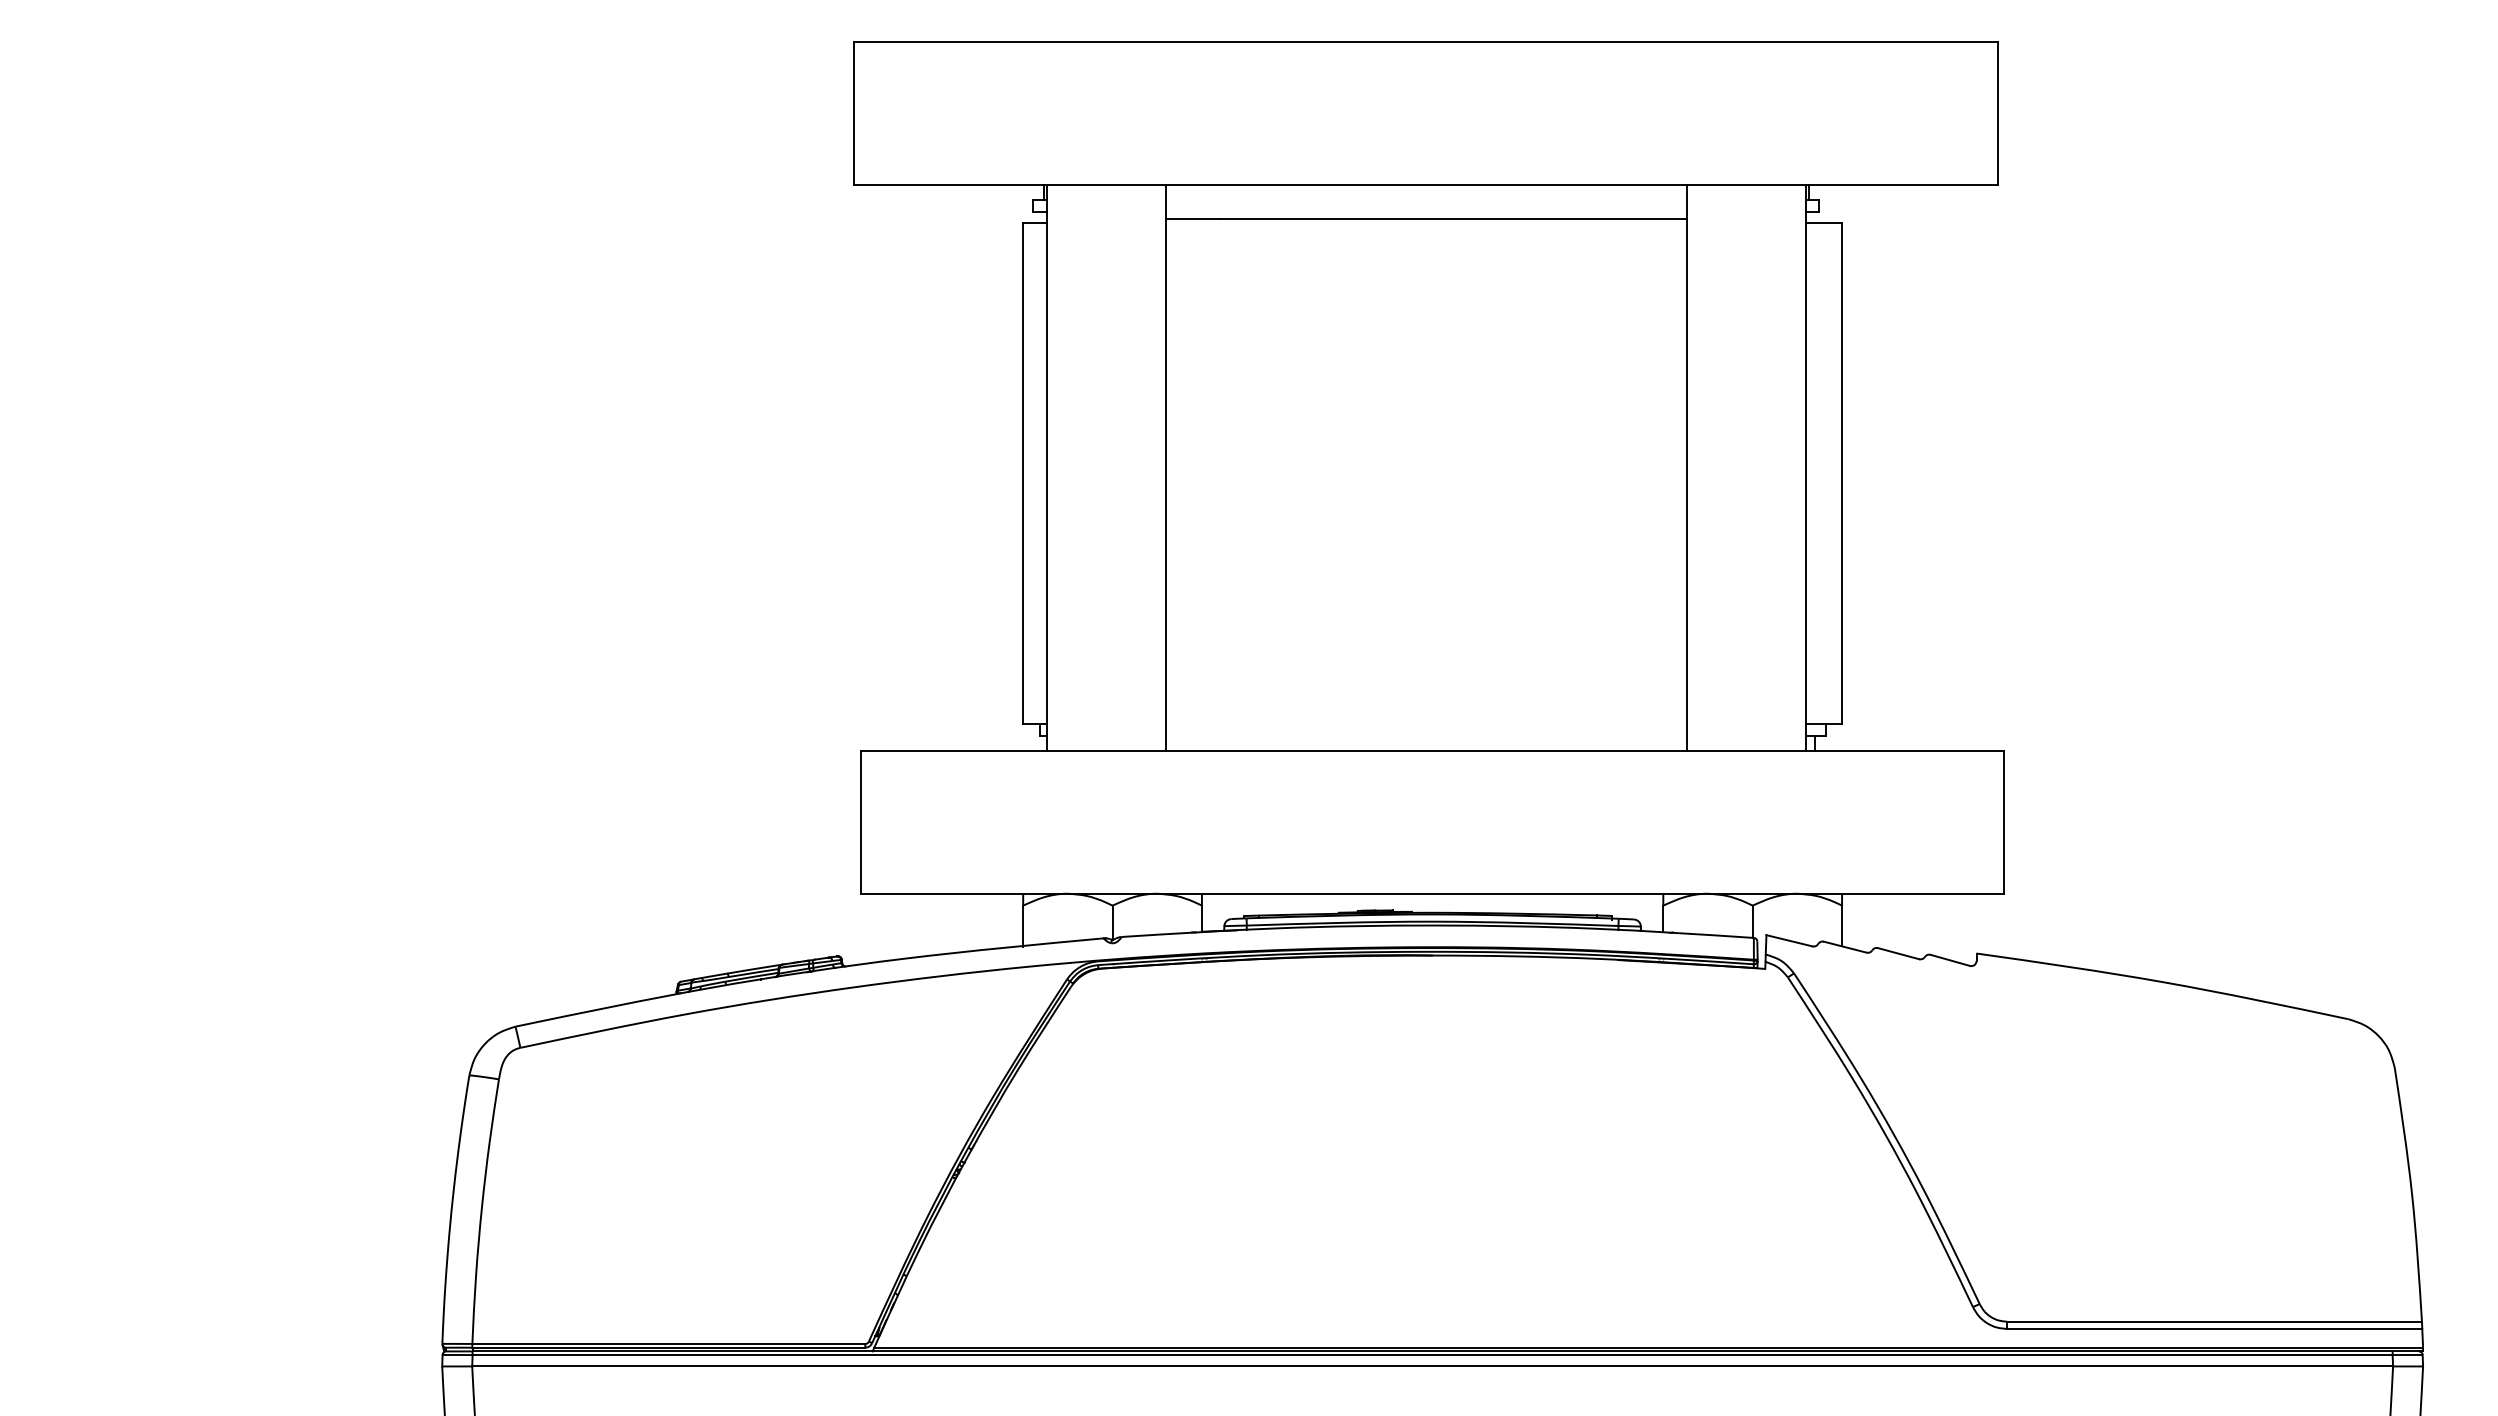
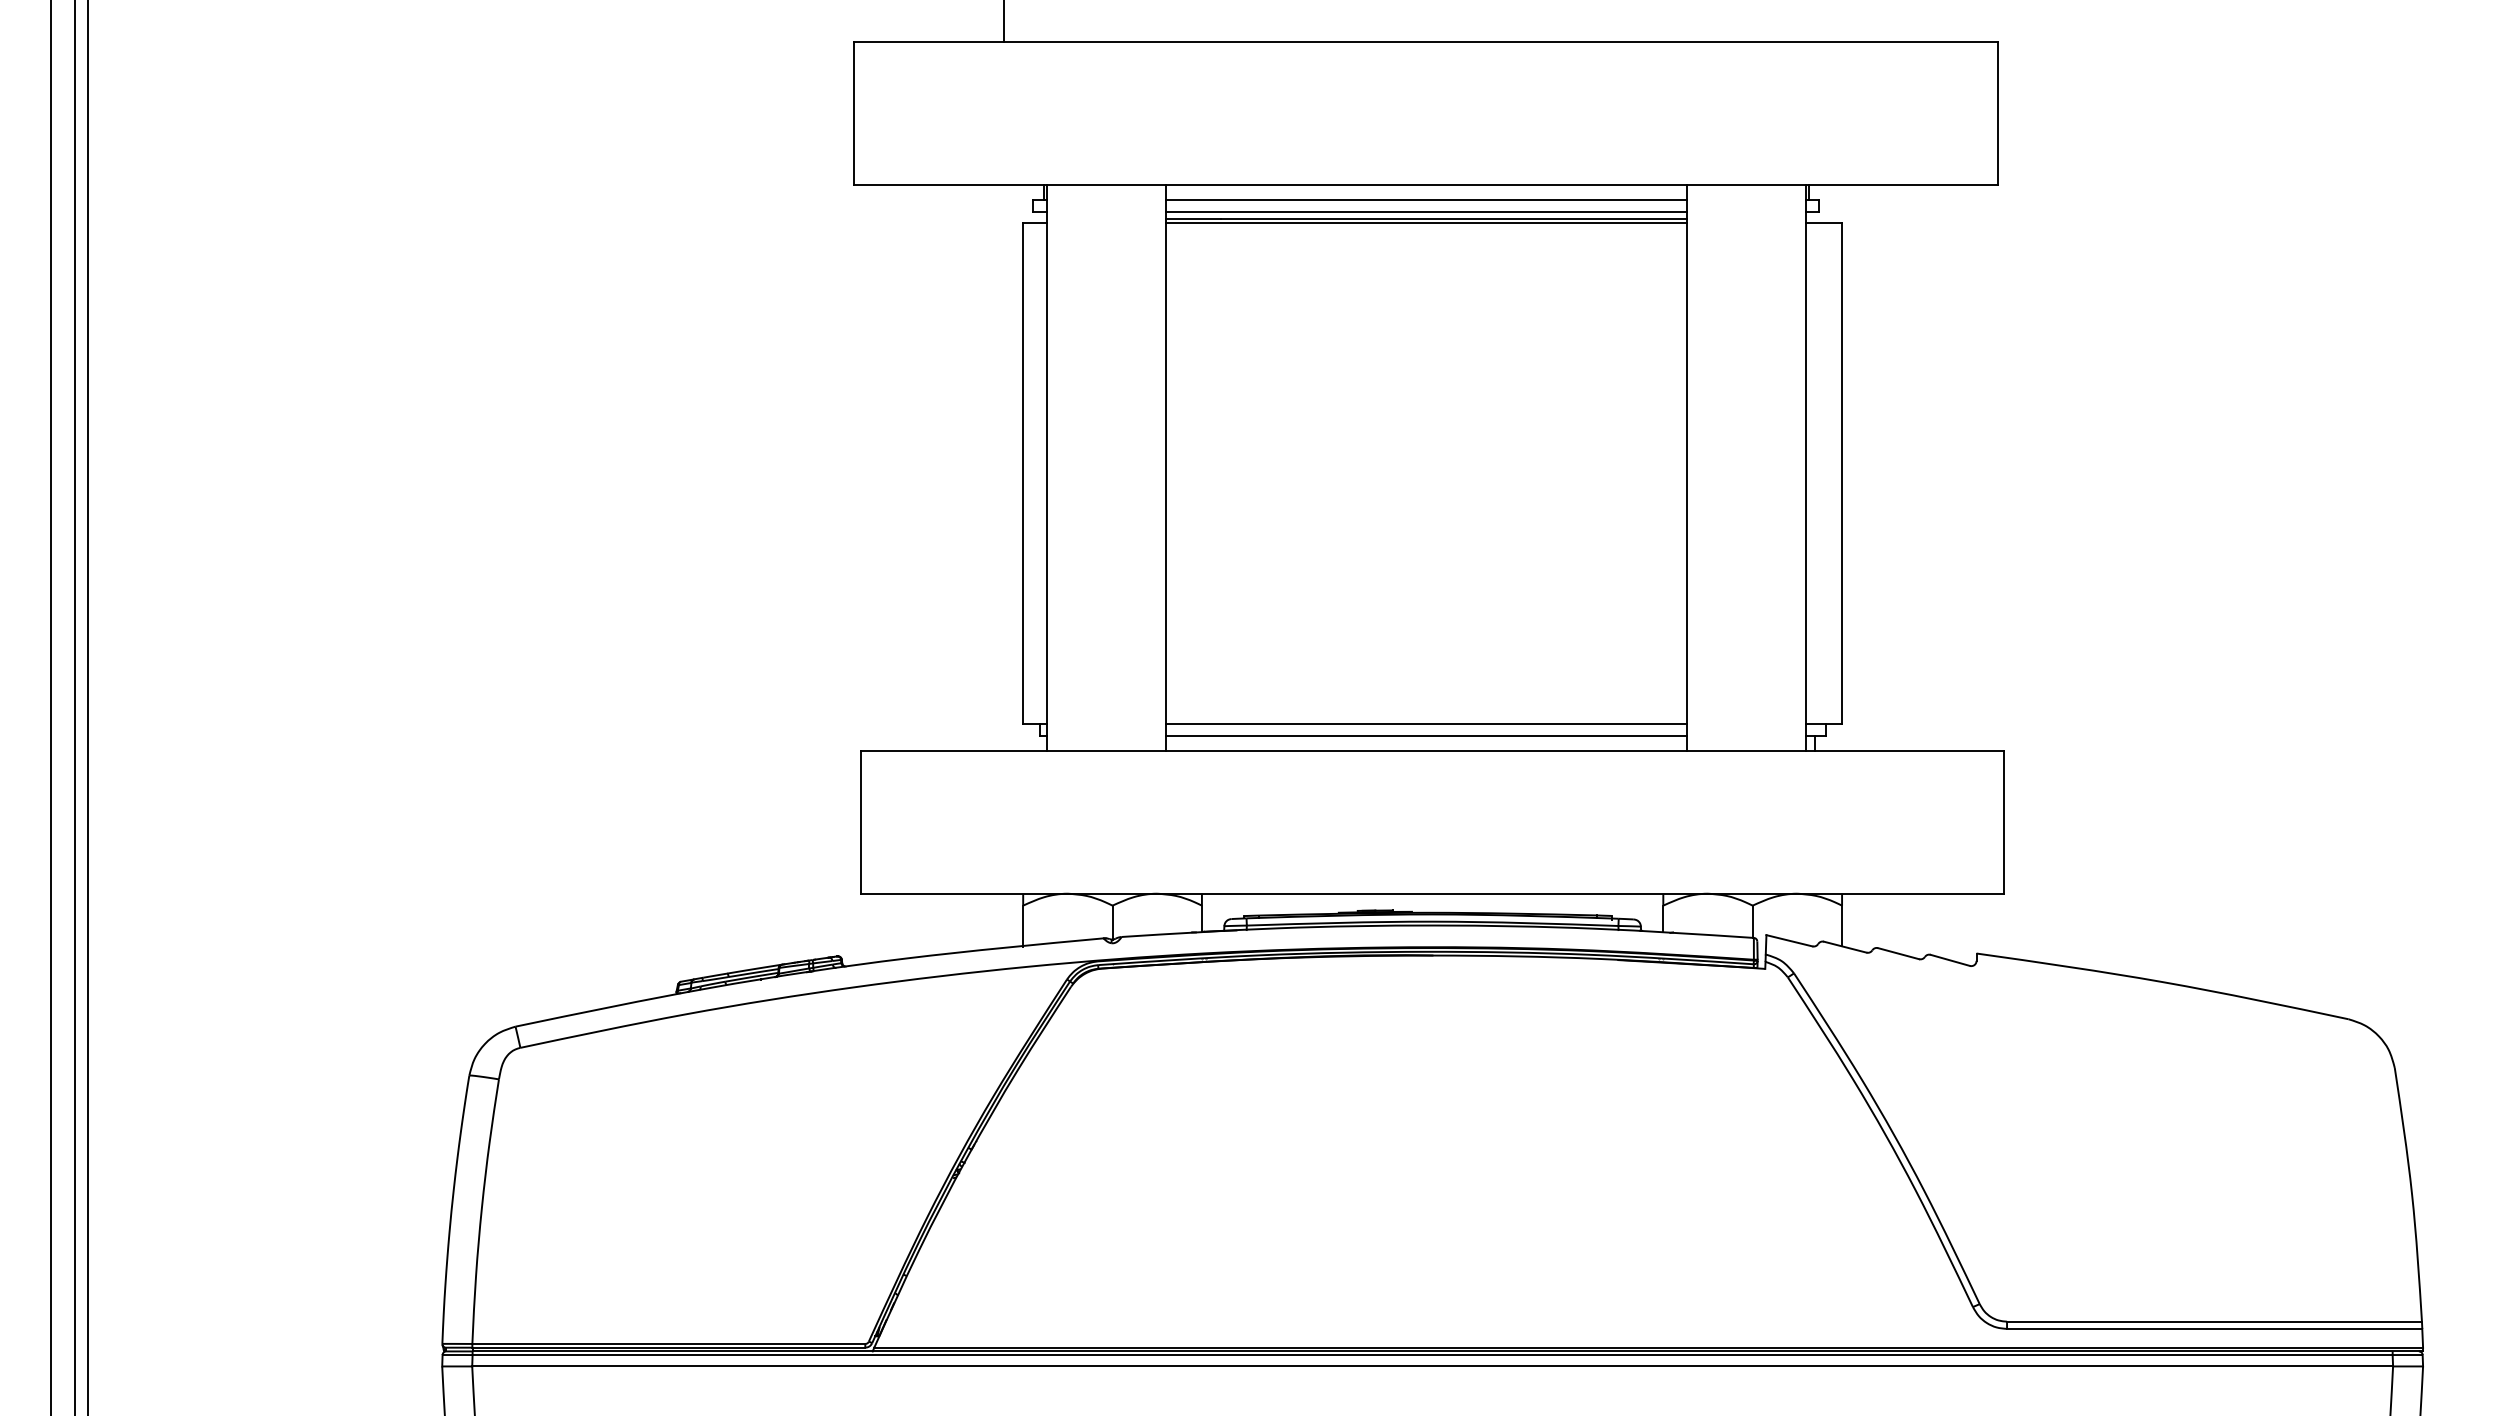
line: none -> present (1004, 22)
line: none -> present (1425, 200)
line: none -> present (1425, 212)
line: none -> present (1426, 222)
line: none -> present (51, 707)
line: none -> present (74, 707)
line: none -> present (87, 707)
line: none -> present (1426, 723)
line: none -> present (1425, 735)
